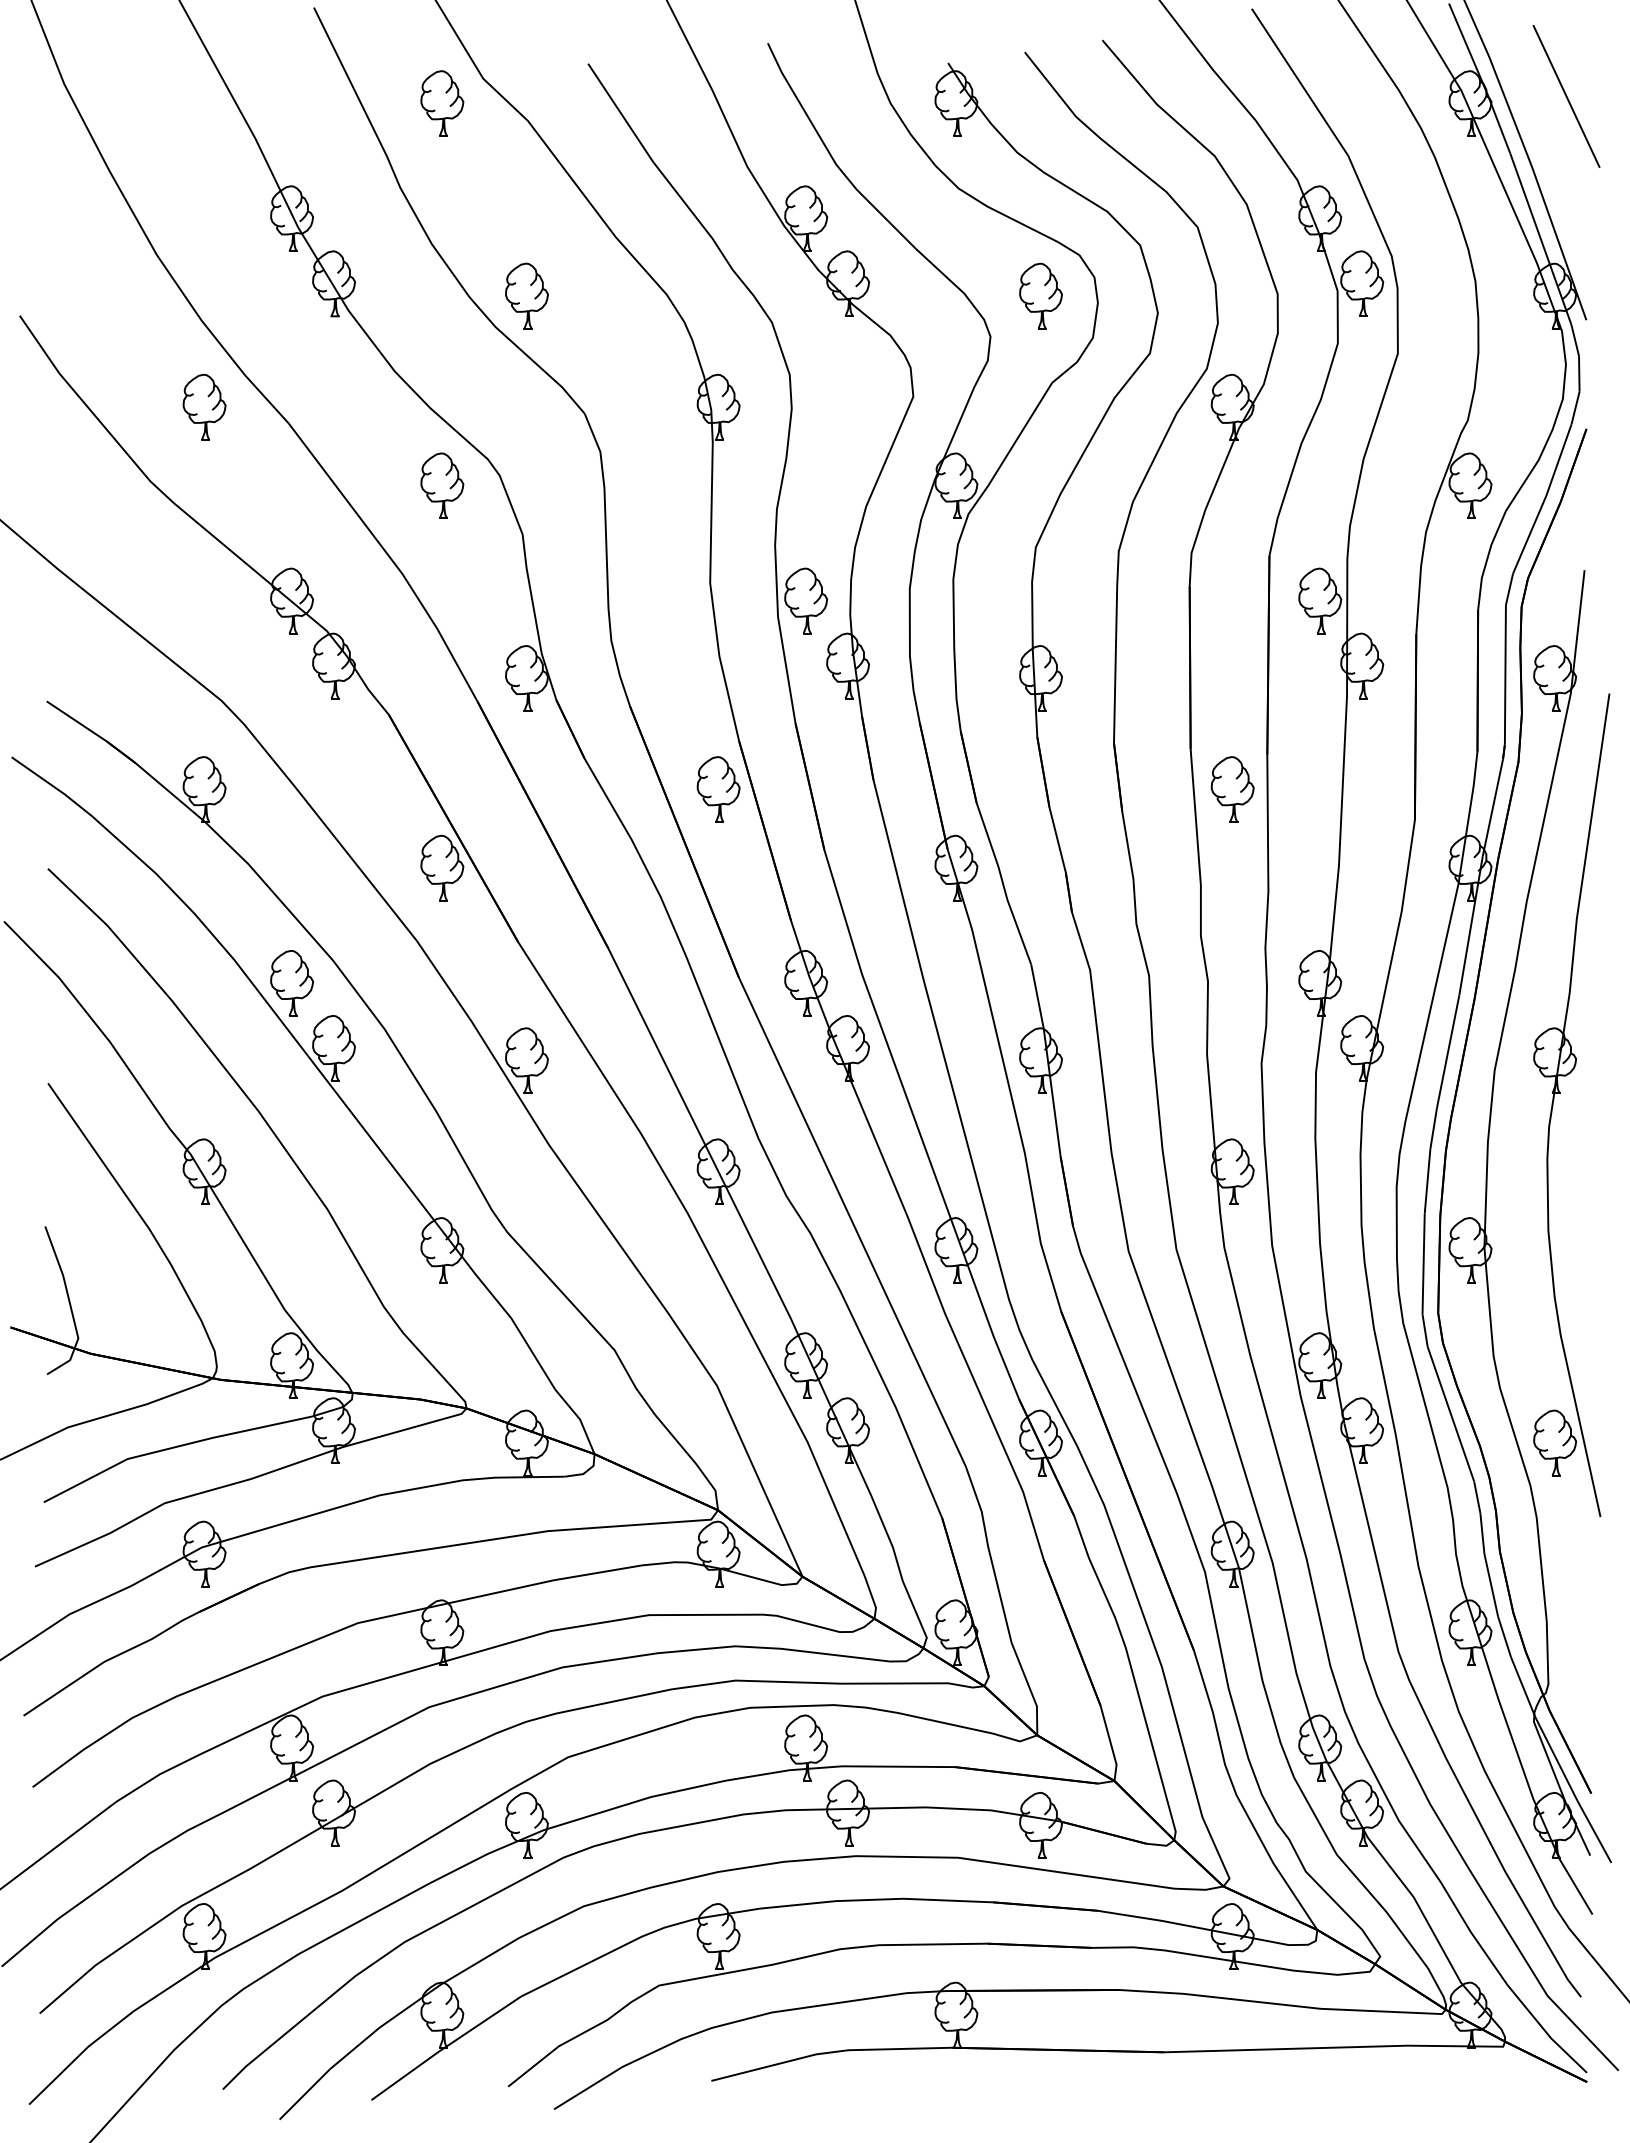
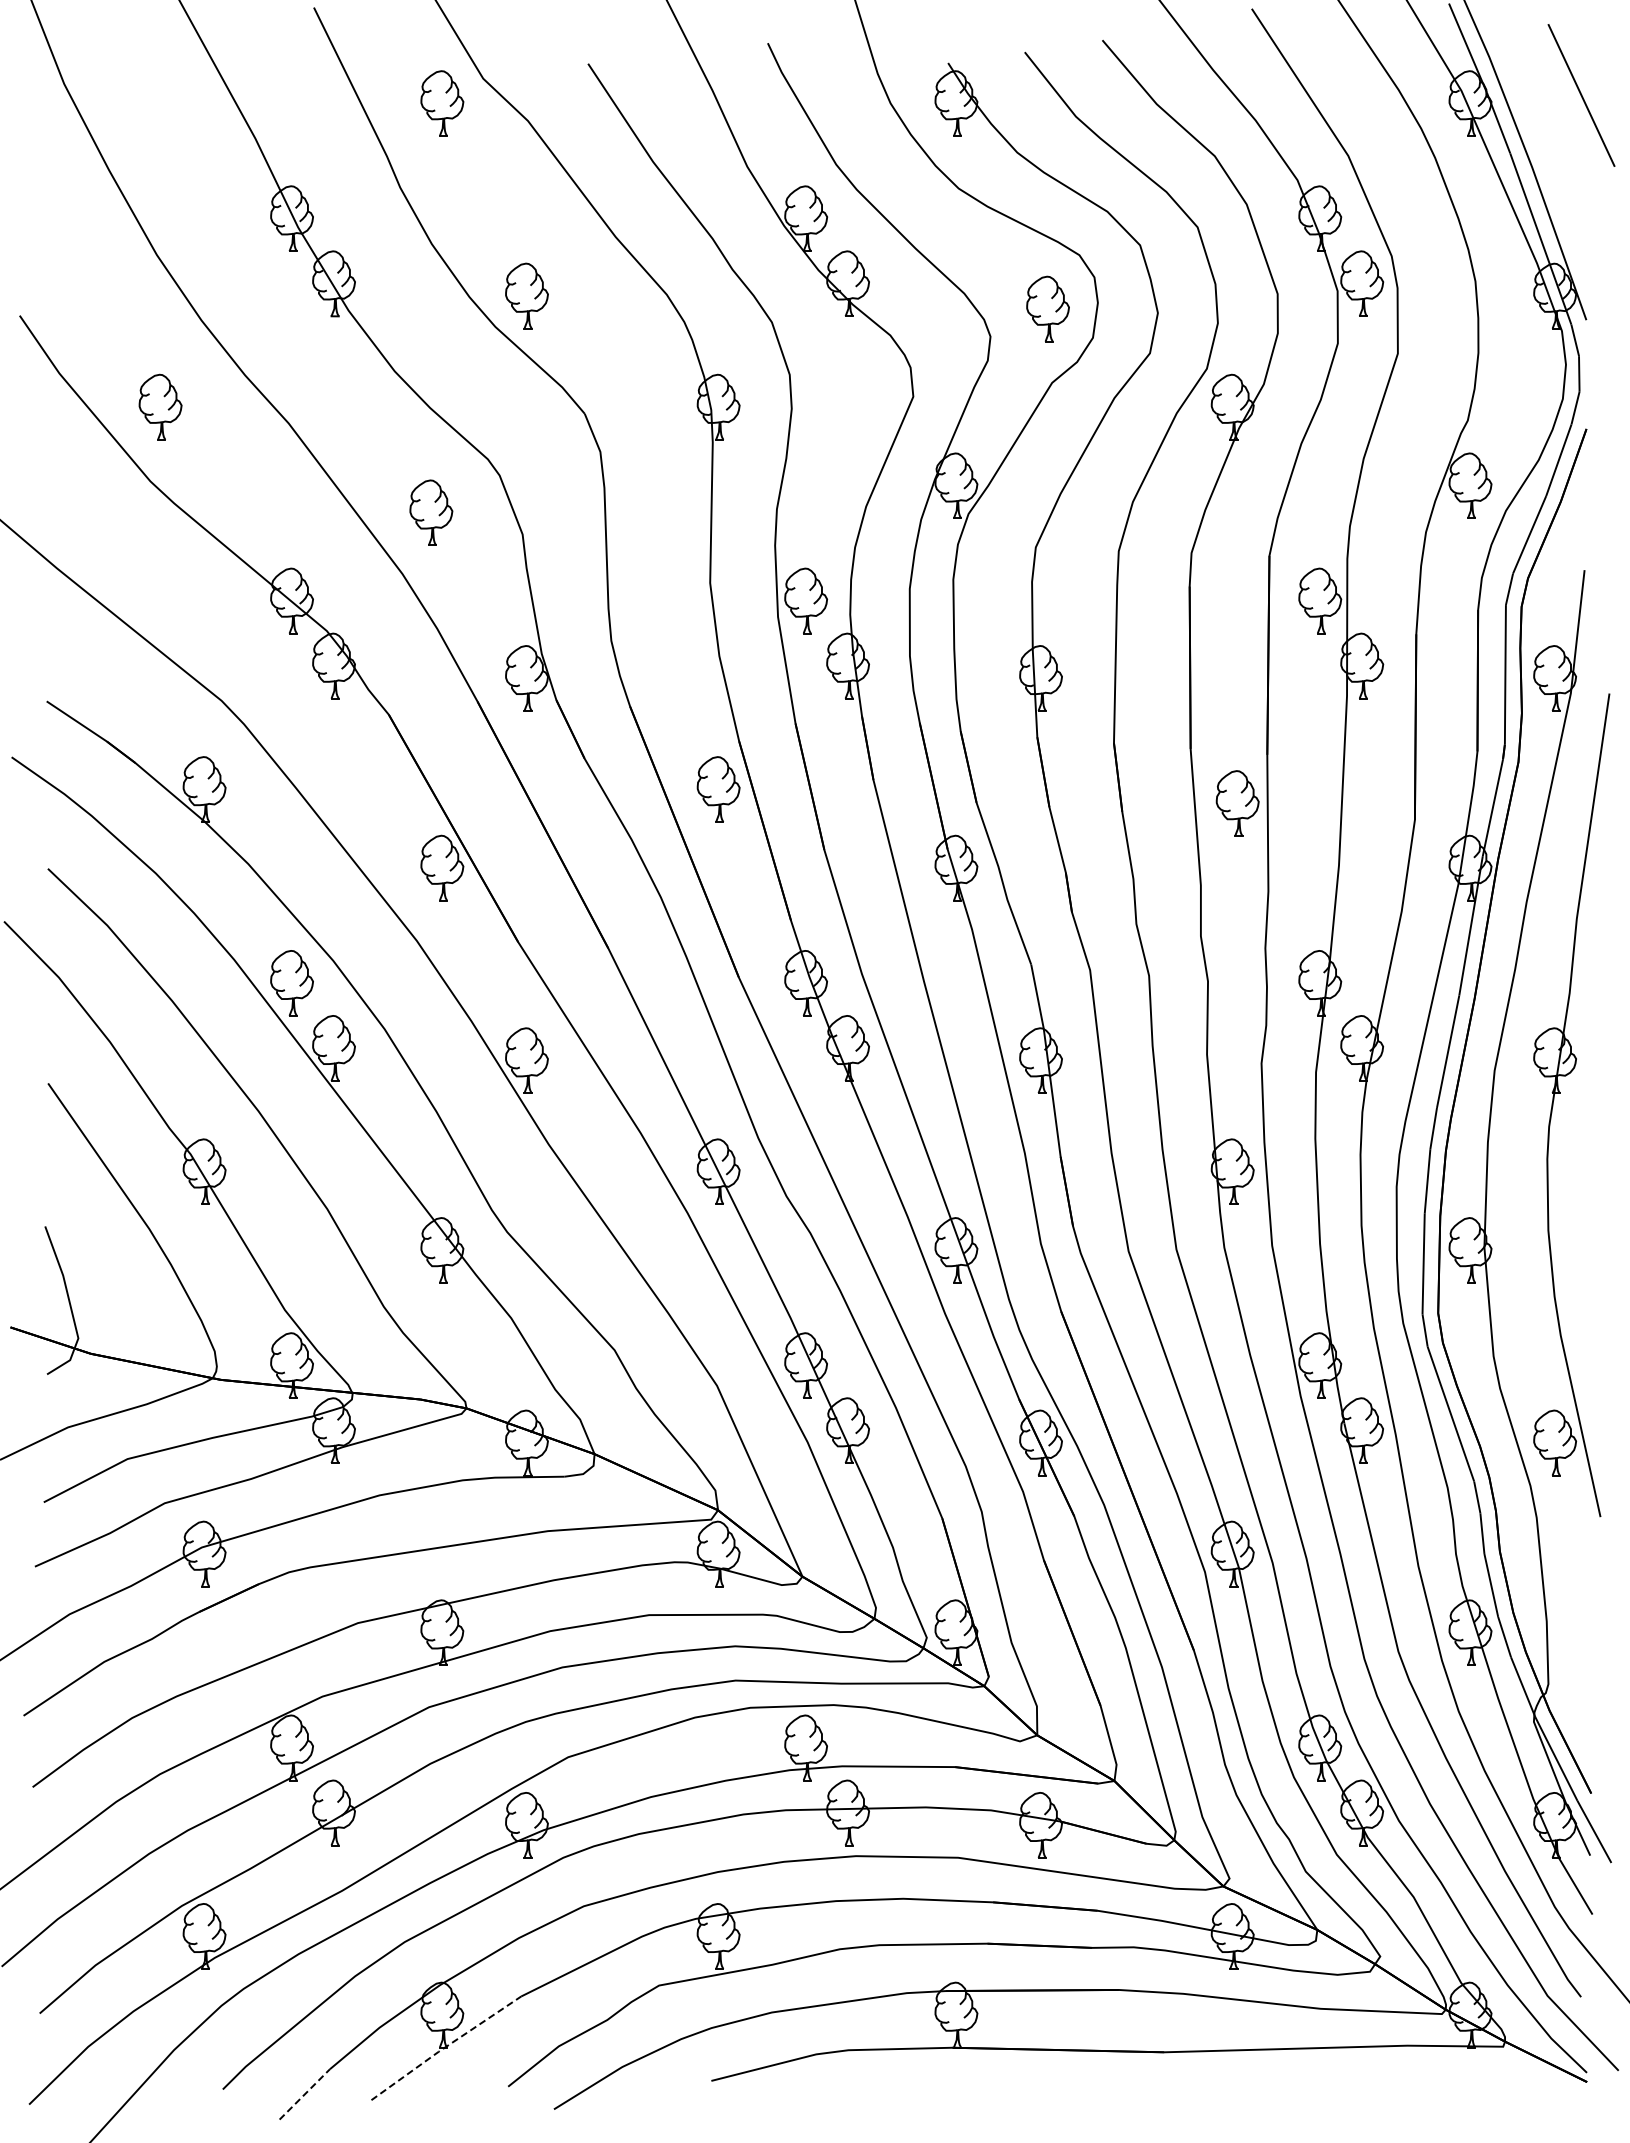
line position: (1566, 96) -> (1581, 95) (1581, 95)
part position: (1040, 295) -> (1047, 308) (1047, 308)
part position: (204, 406) -> (160, 406) (160, 406)
part position: (442, 485) -> (431, 512) (431, 512)
part position: (1232, 789) -> (1237, 803) (1237, 803)
line: solid -> dashed (445, 2047)
line: solid -> dashed (304, 2094)
